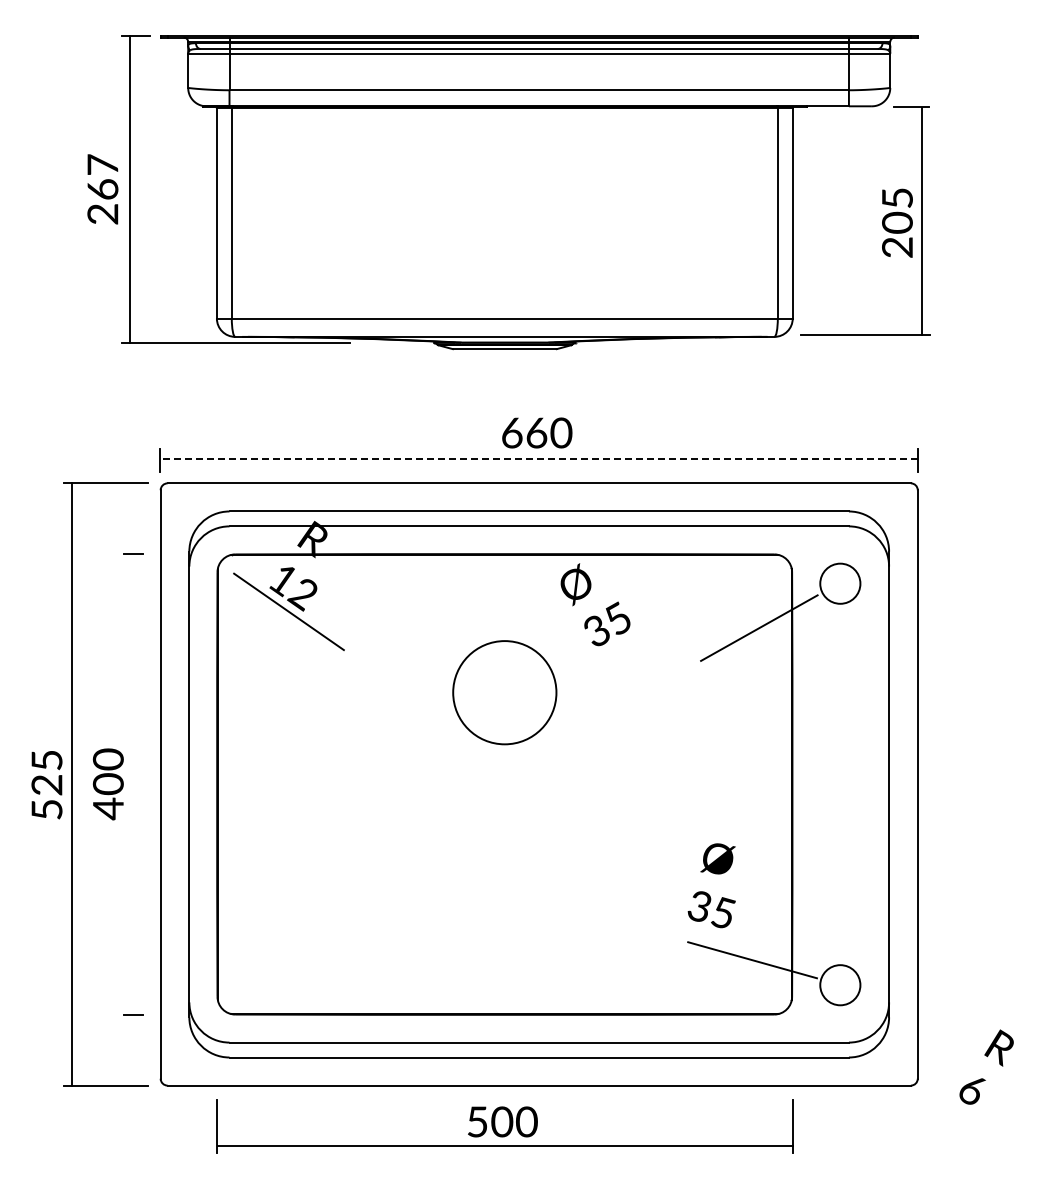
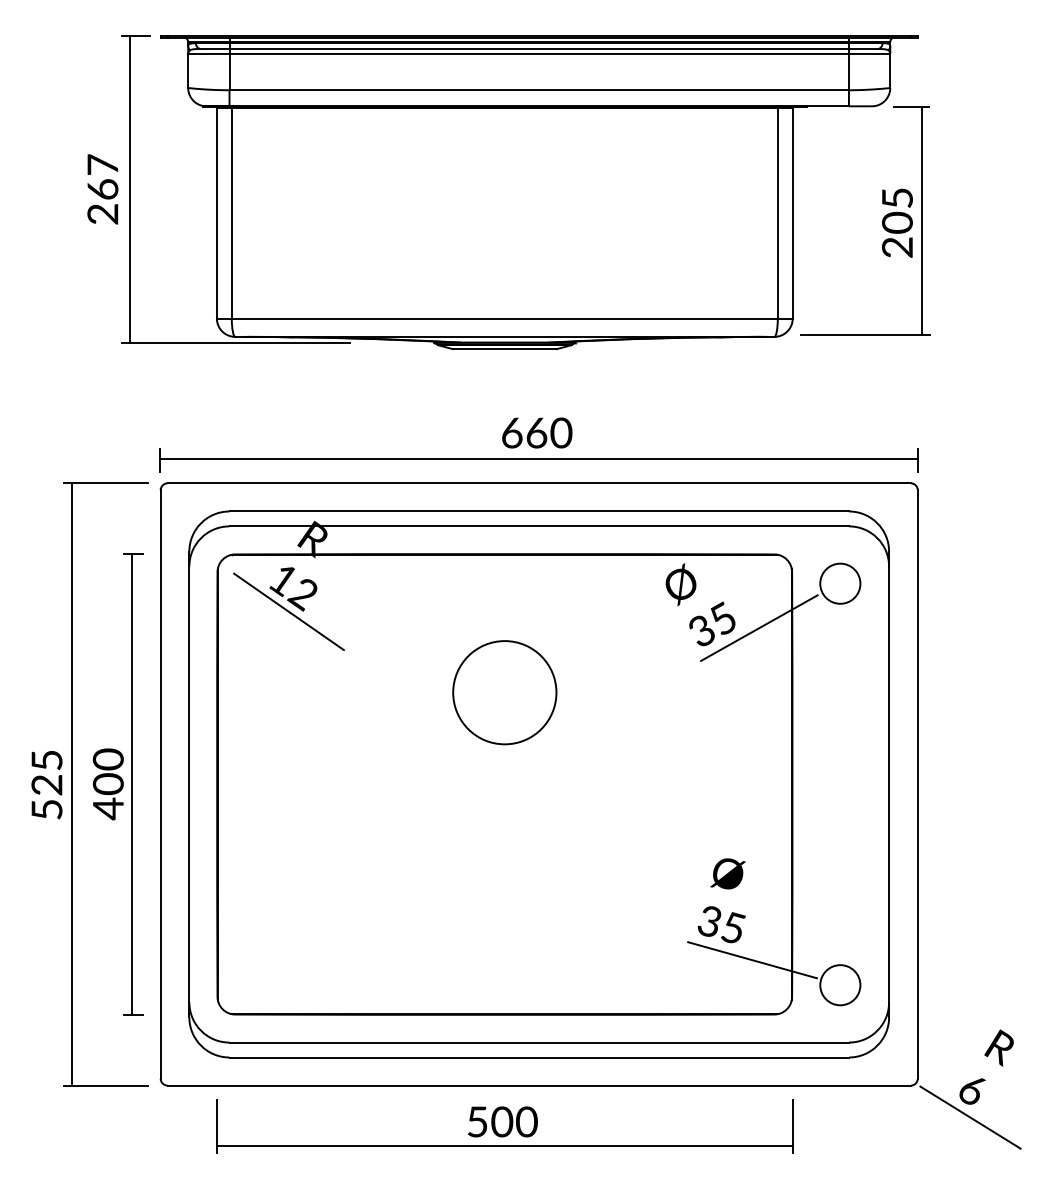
line: dashed -> solid (539, 458)
text position: (595, 604) -> (700, 604) (700, 604)
line: none -> present (132, 784)
text position: (711, 885) -> (721, 900) (721, 900)
line: none -> present (970, 1117)
